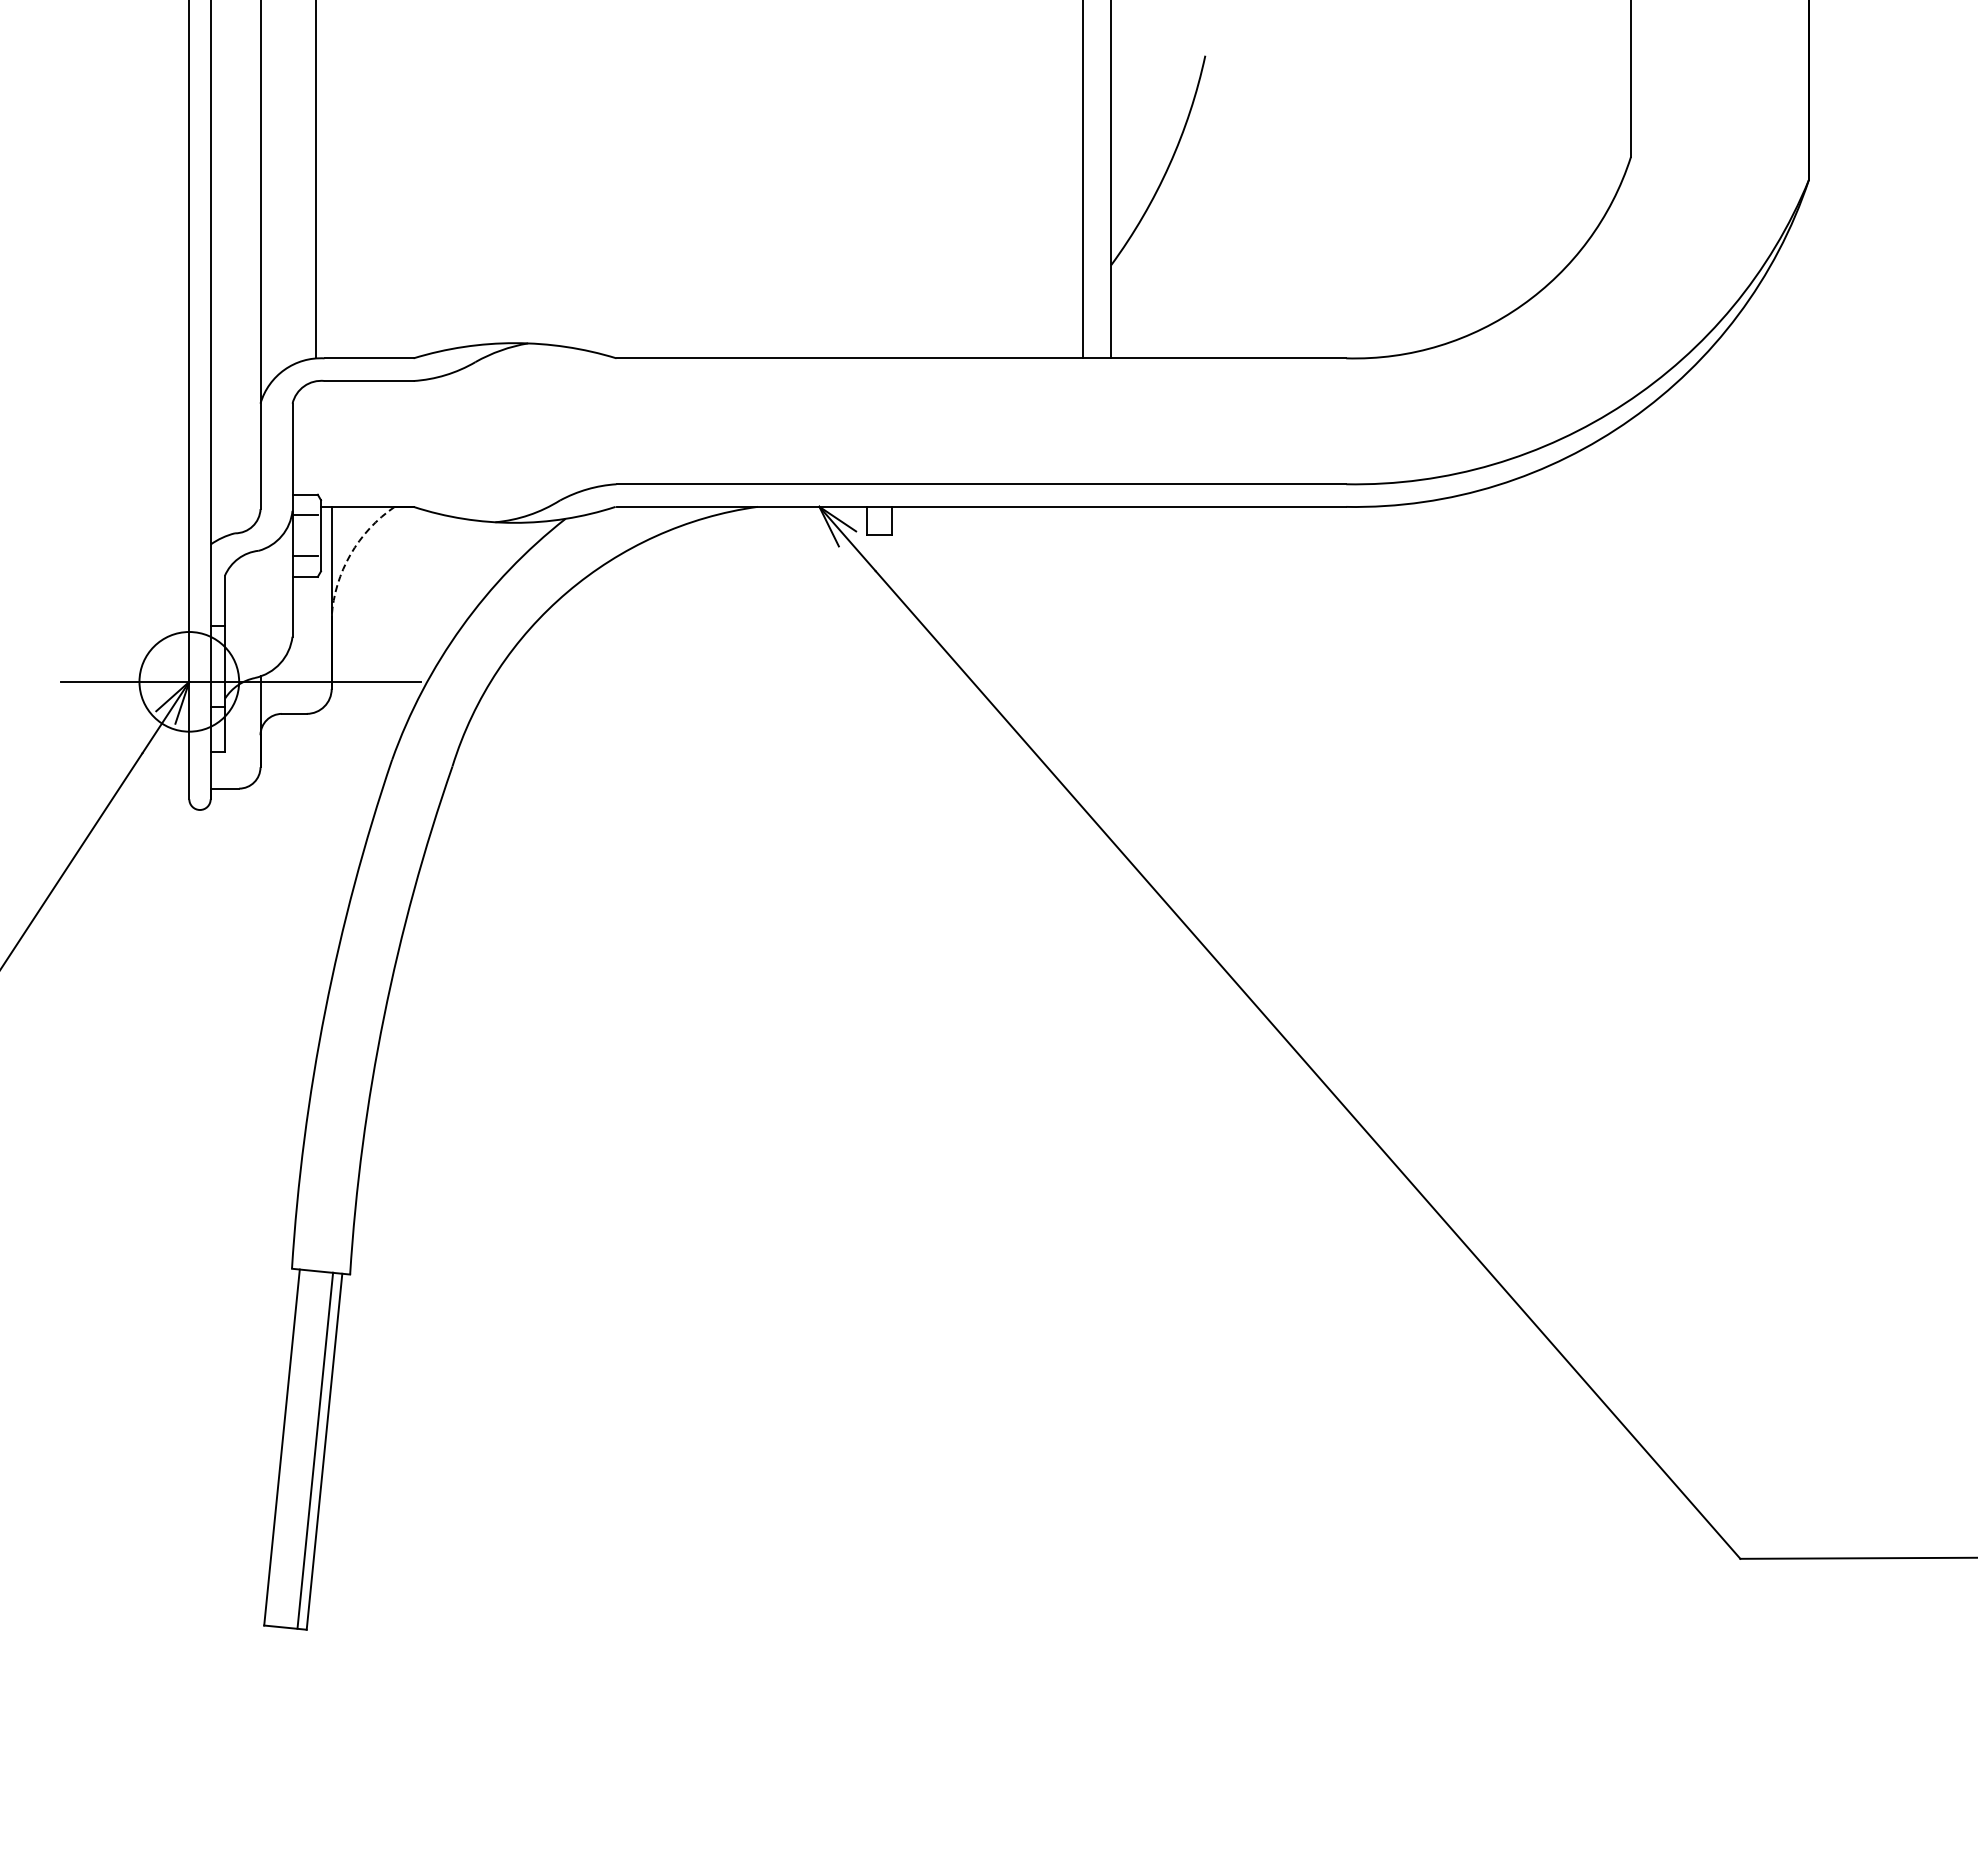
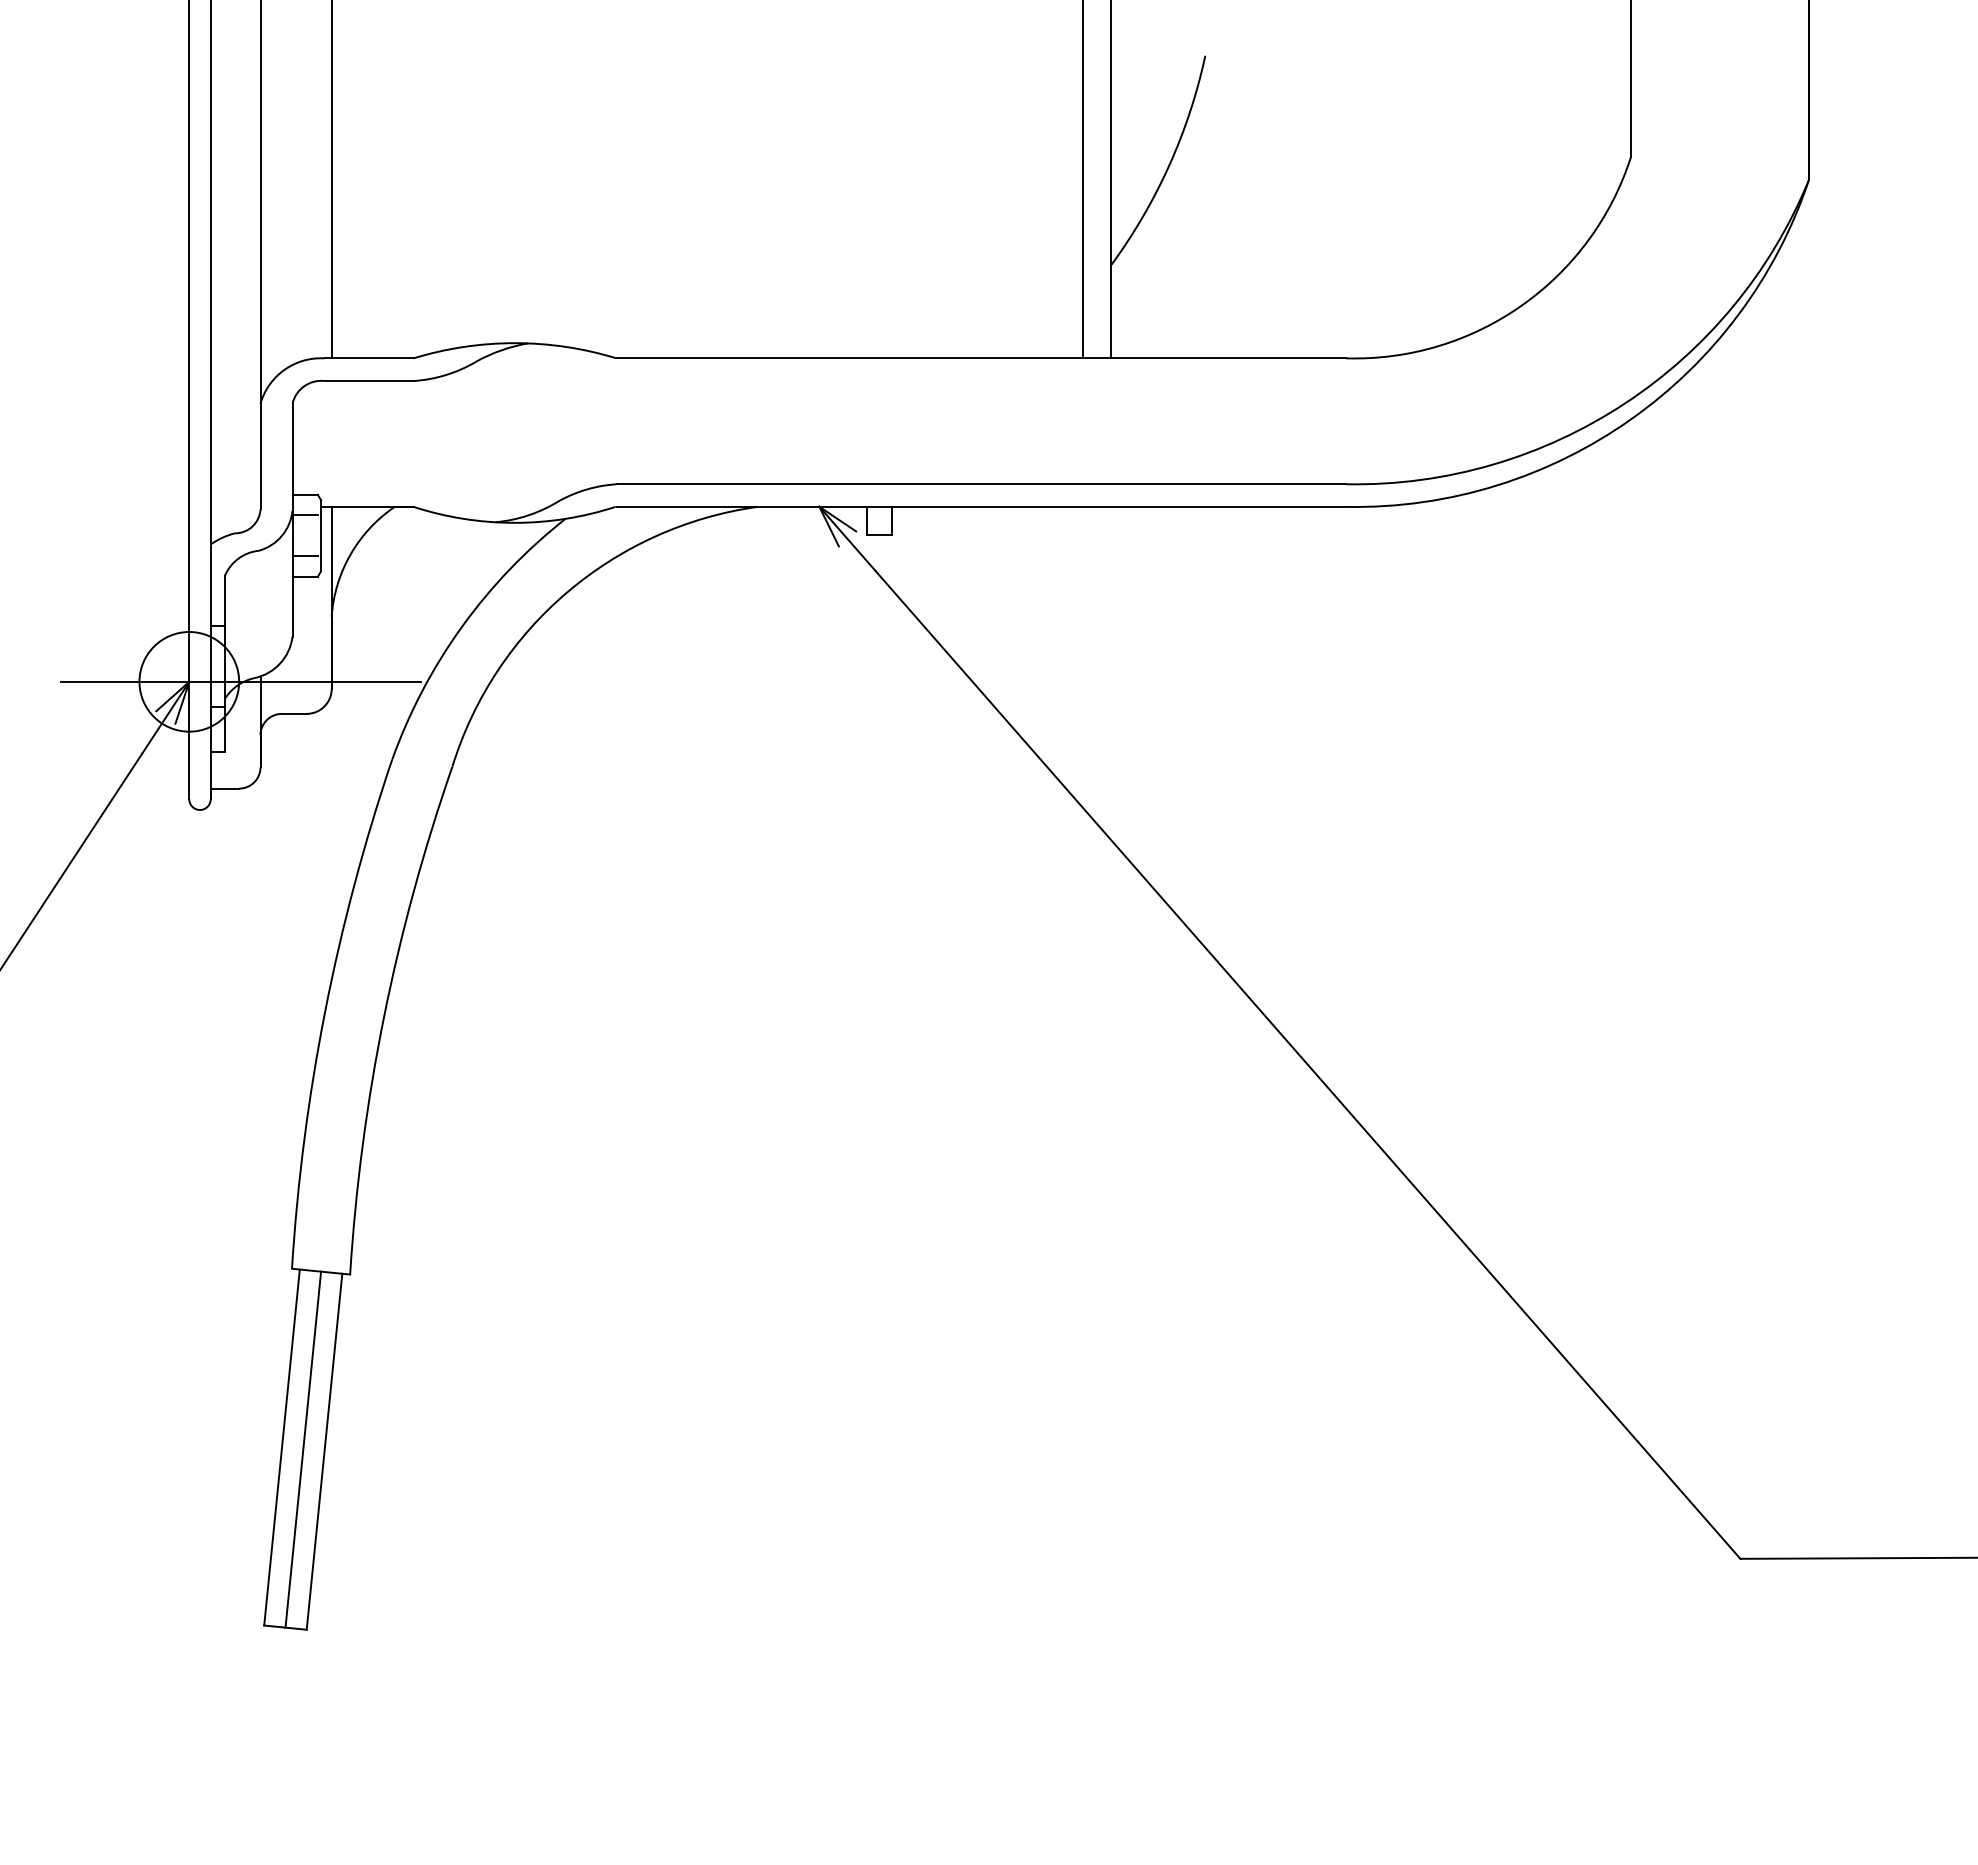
line position: (315, 180) -> (331, 180) (331, 180)
arc: dashed -> solid (350, 554)
line position: (315, 1450) -> (303, 1449) (303, 1449)
